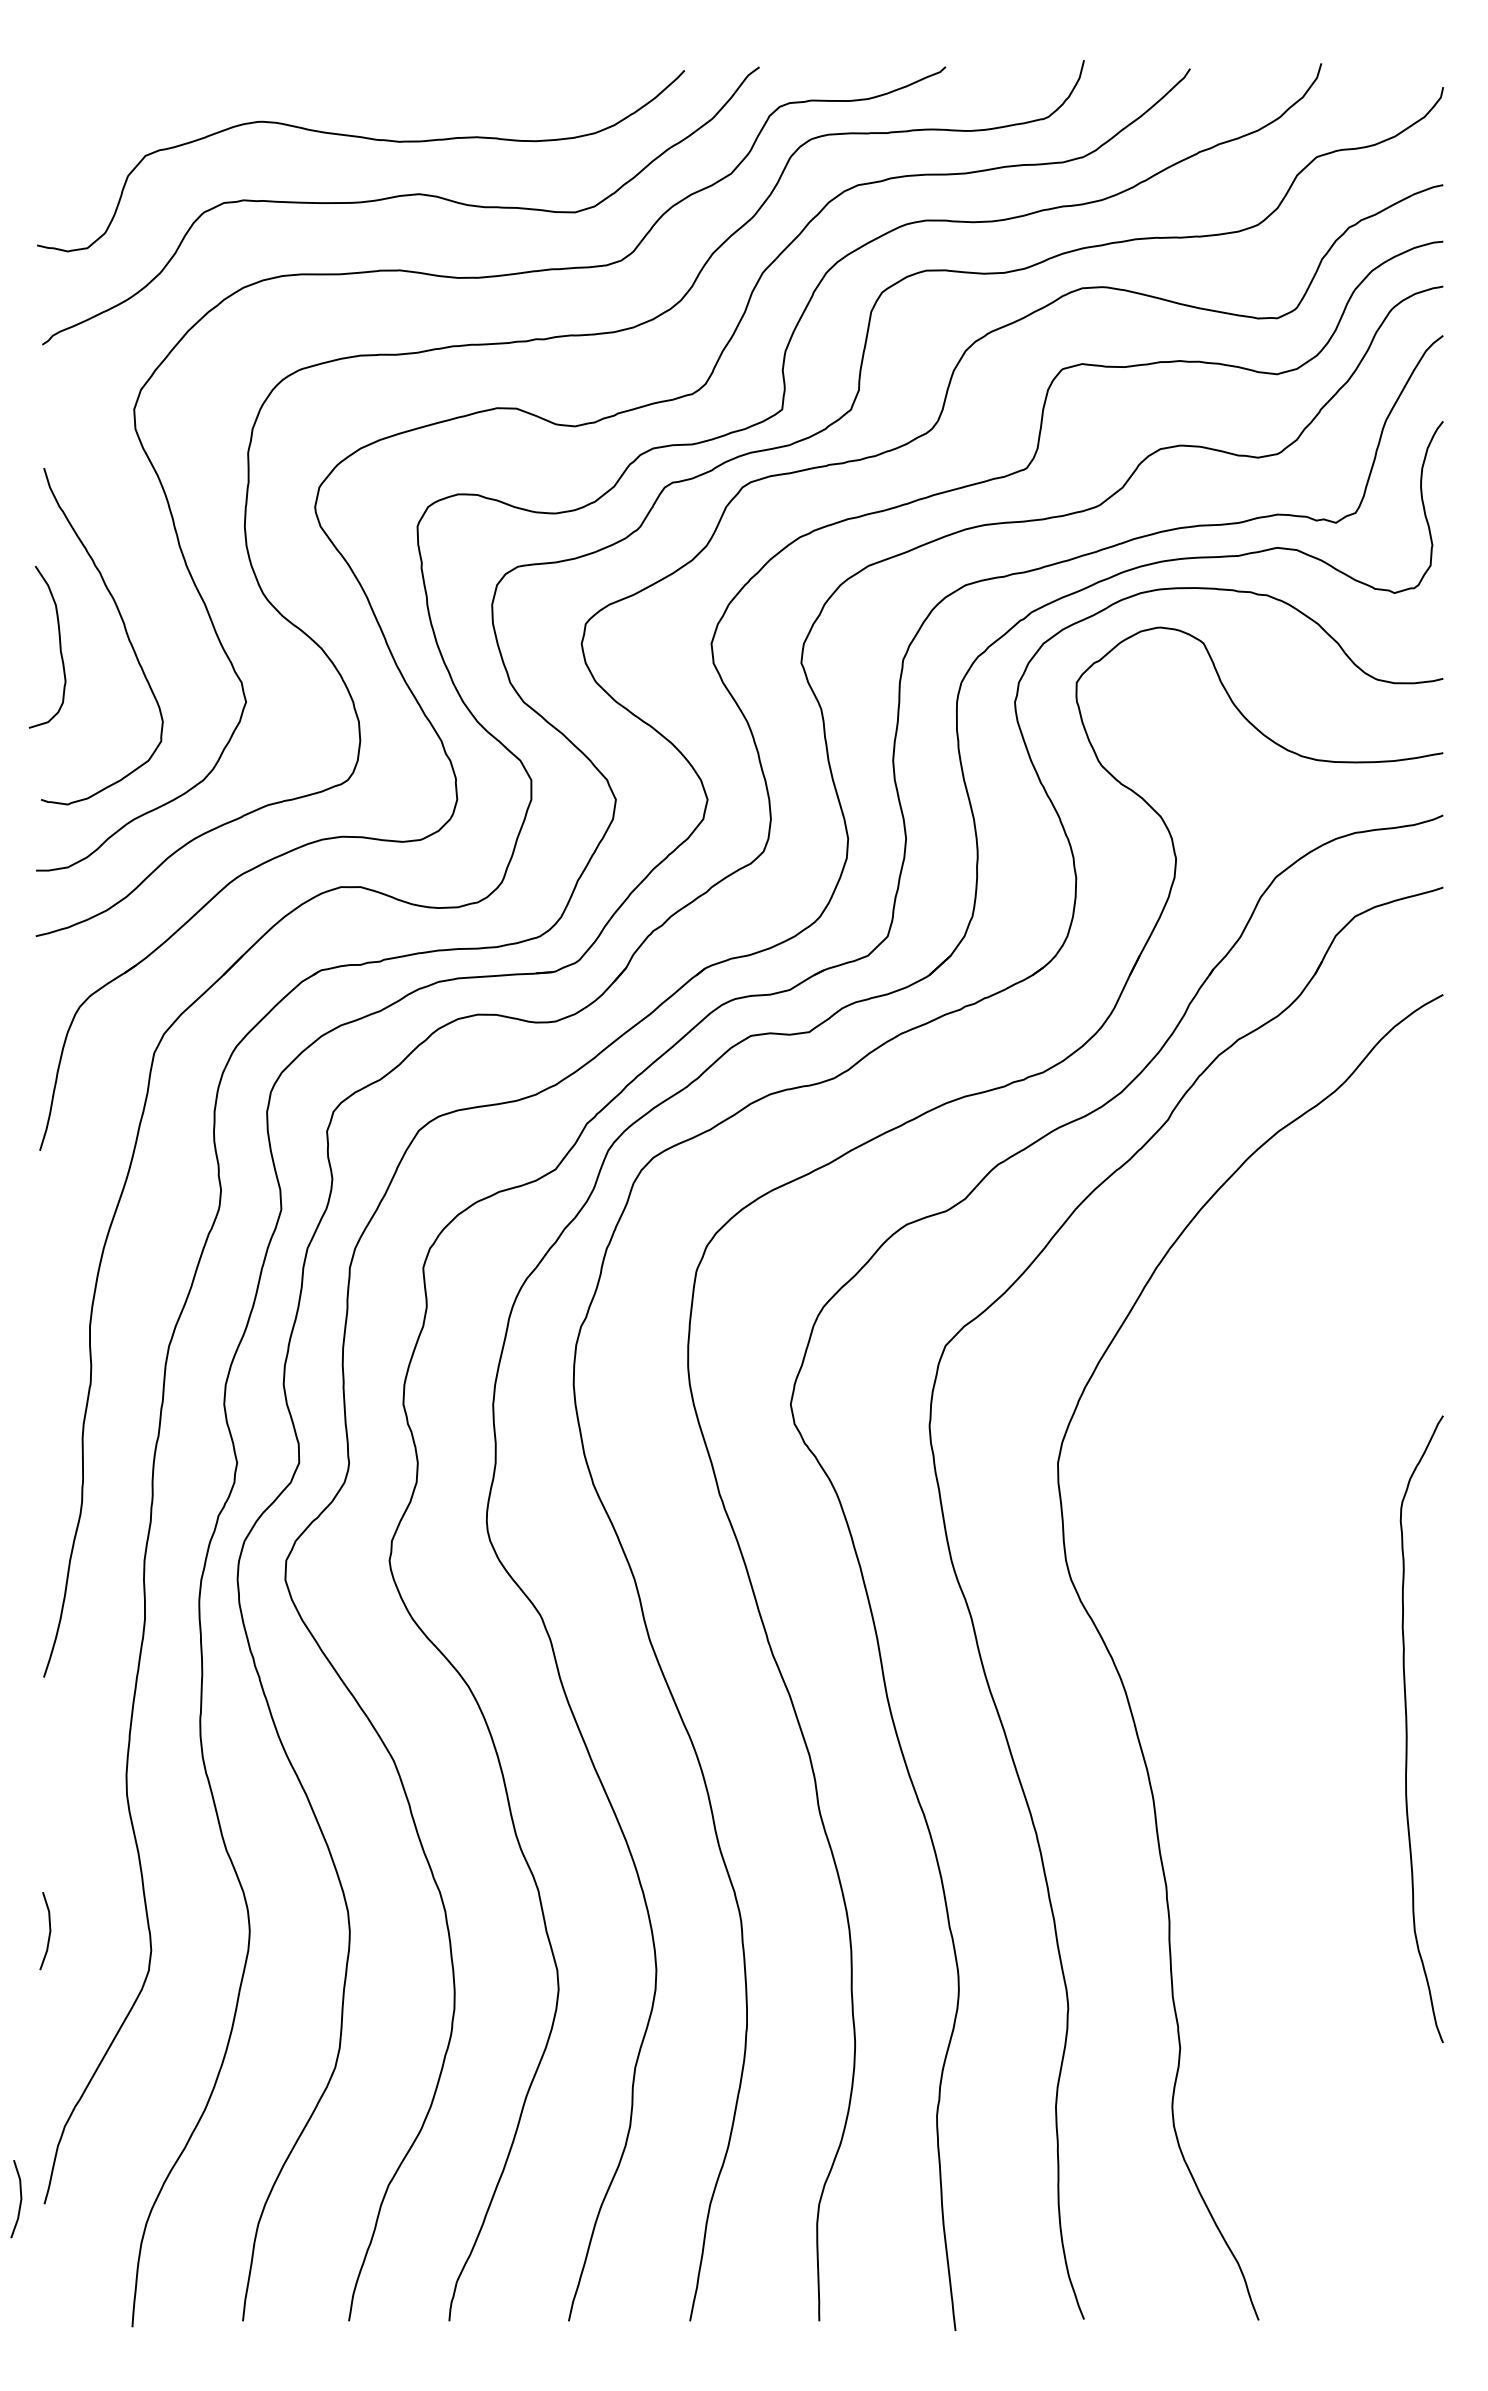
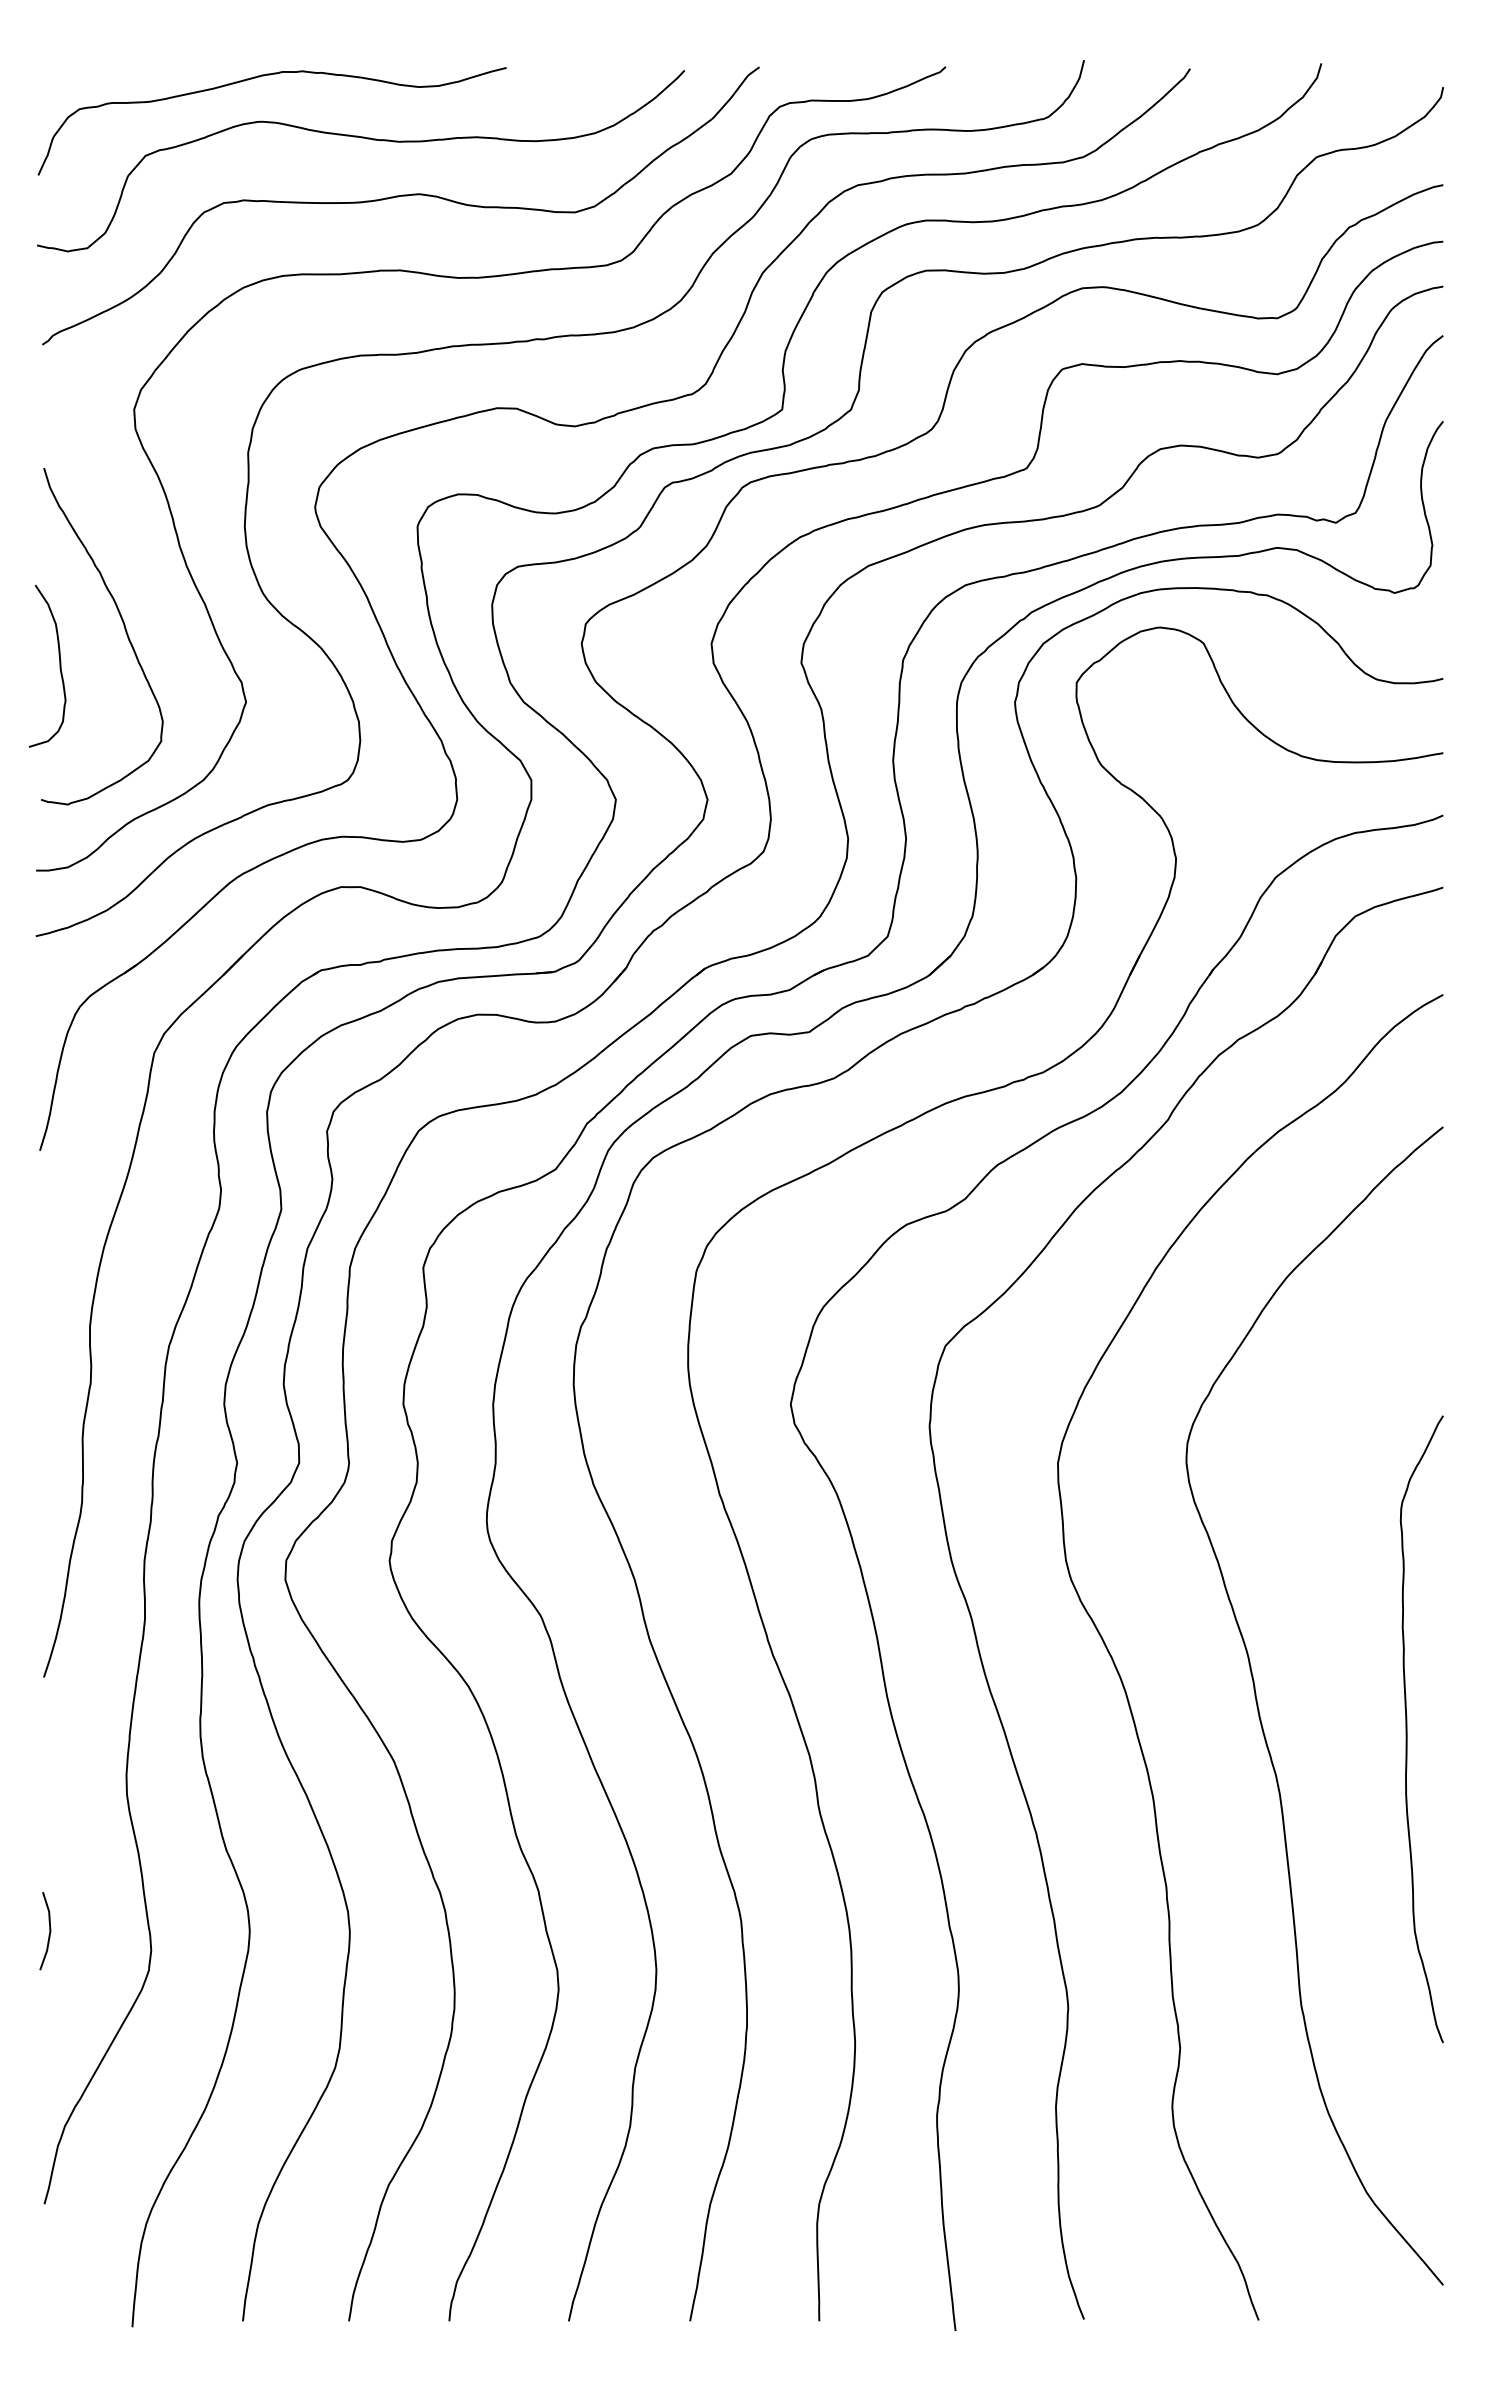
curve: none -> present (259, 77)
curve position: (59, 646) -> (59, 665) (59, 665)
curve: none -> present (1260, 1714)
line: present -> none (20, 2199)
